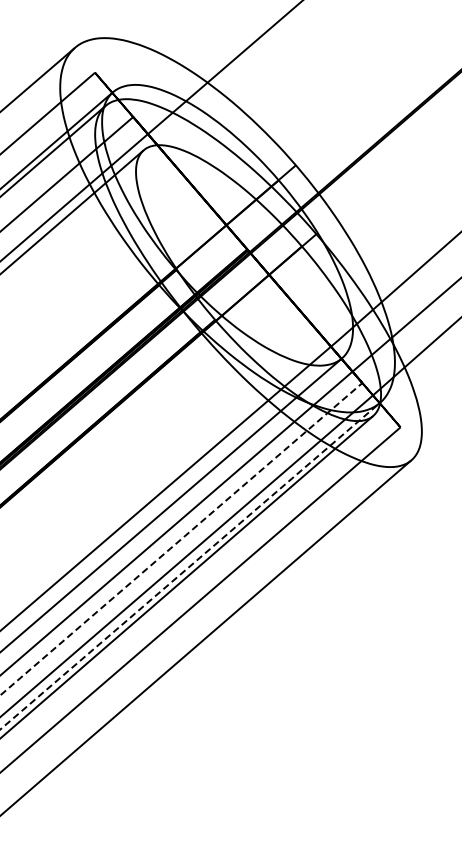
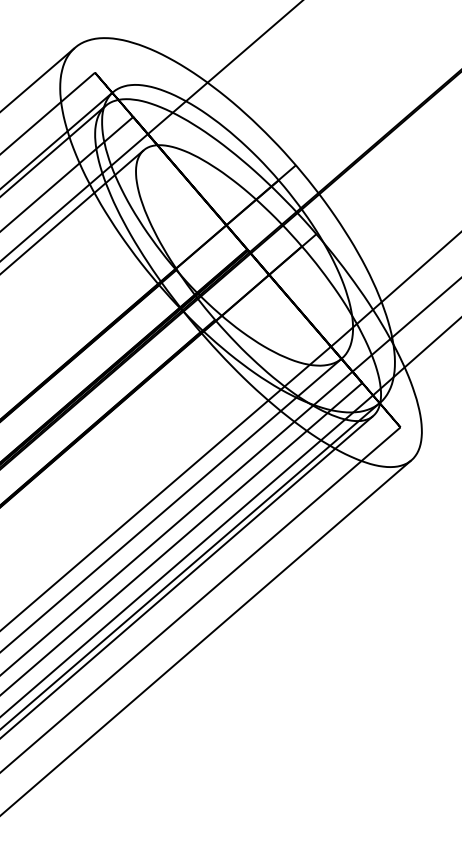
line: dashed -> solid (181, 539)
line: dashed -> solid (190, 566)
